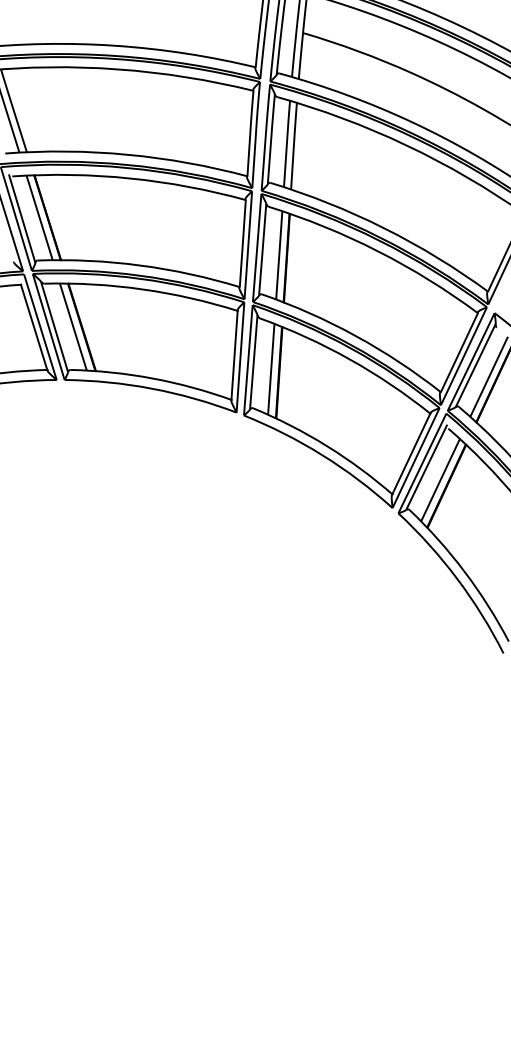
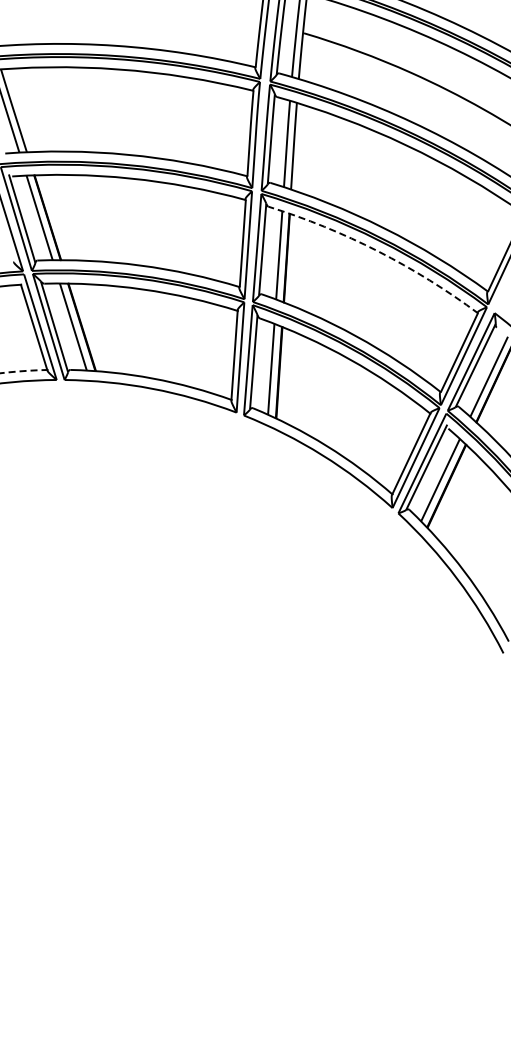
arc: solid -> dashed (378, 251)
arc: solid -> dashed (23, 371)
